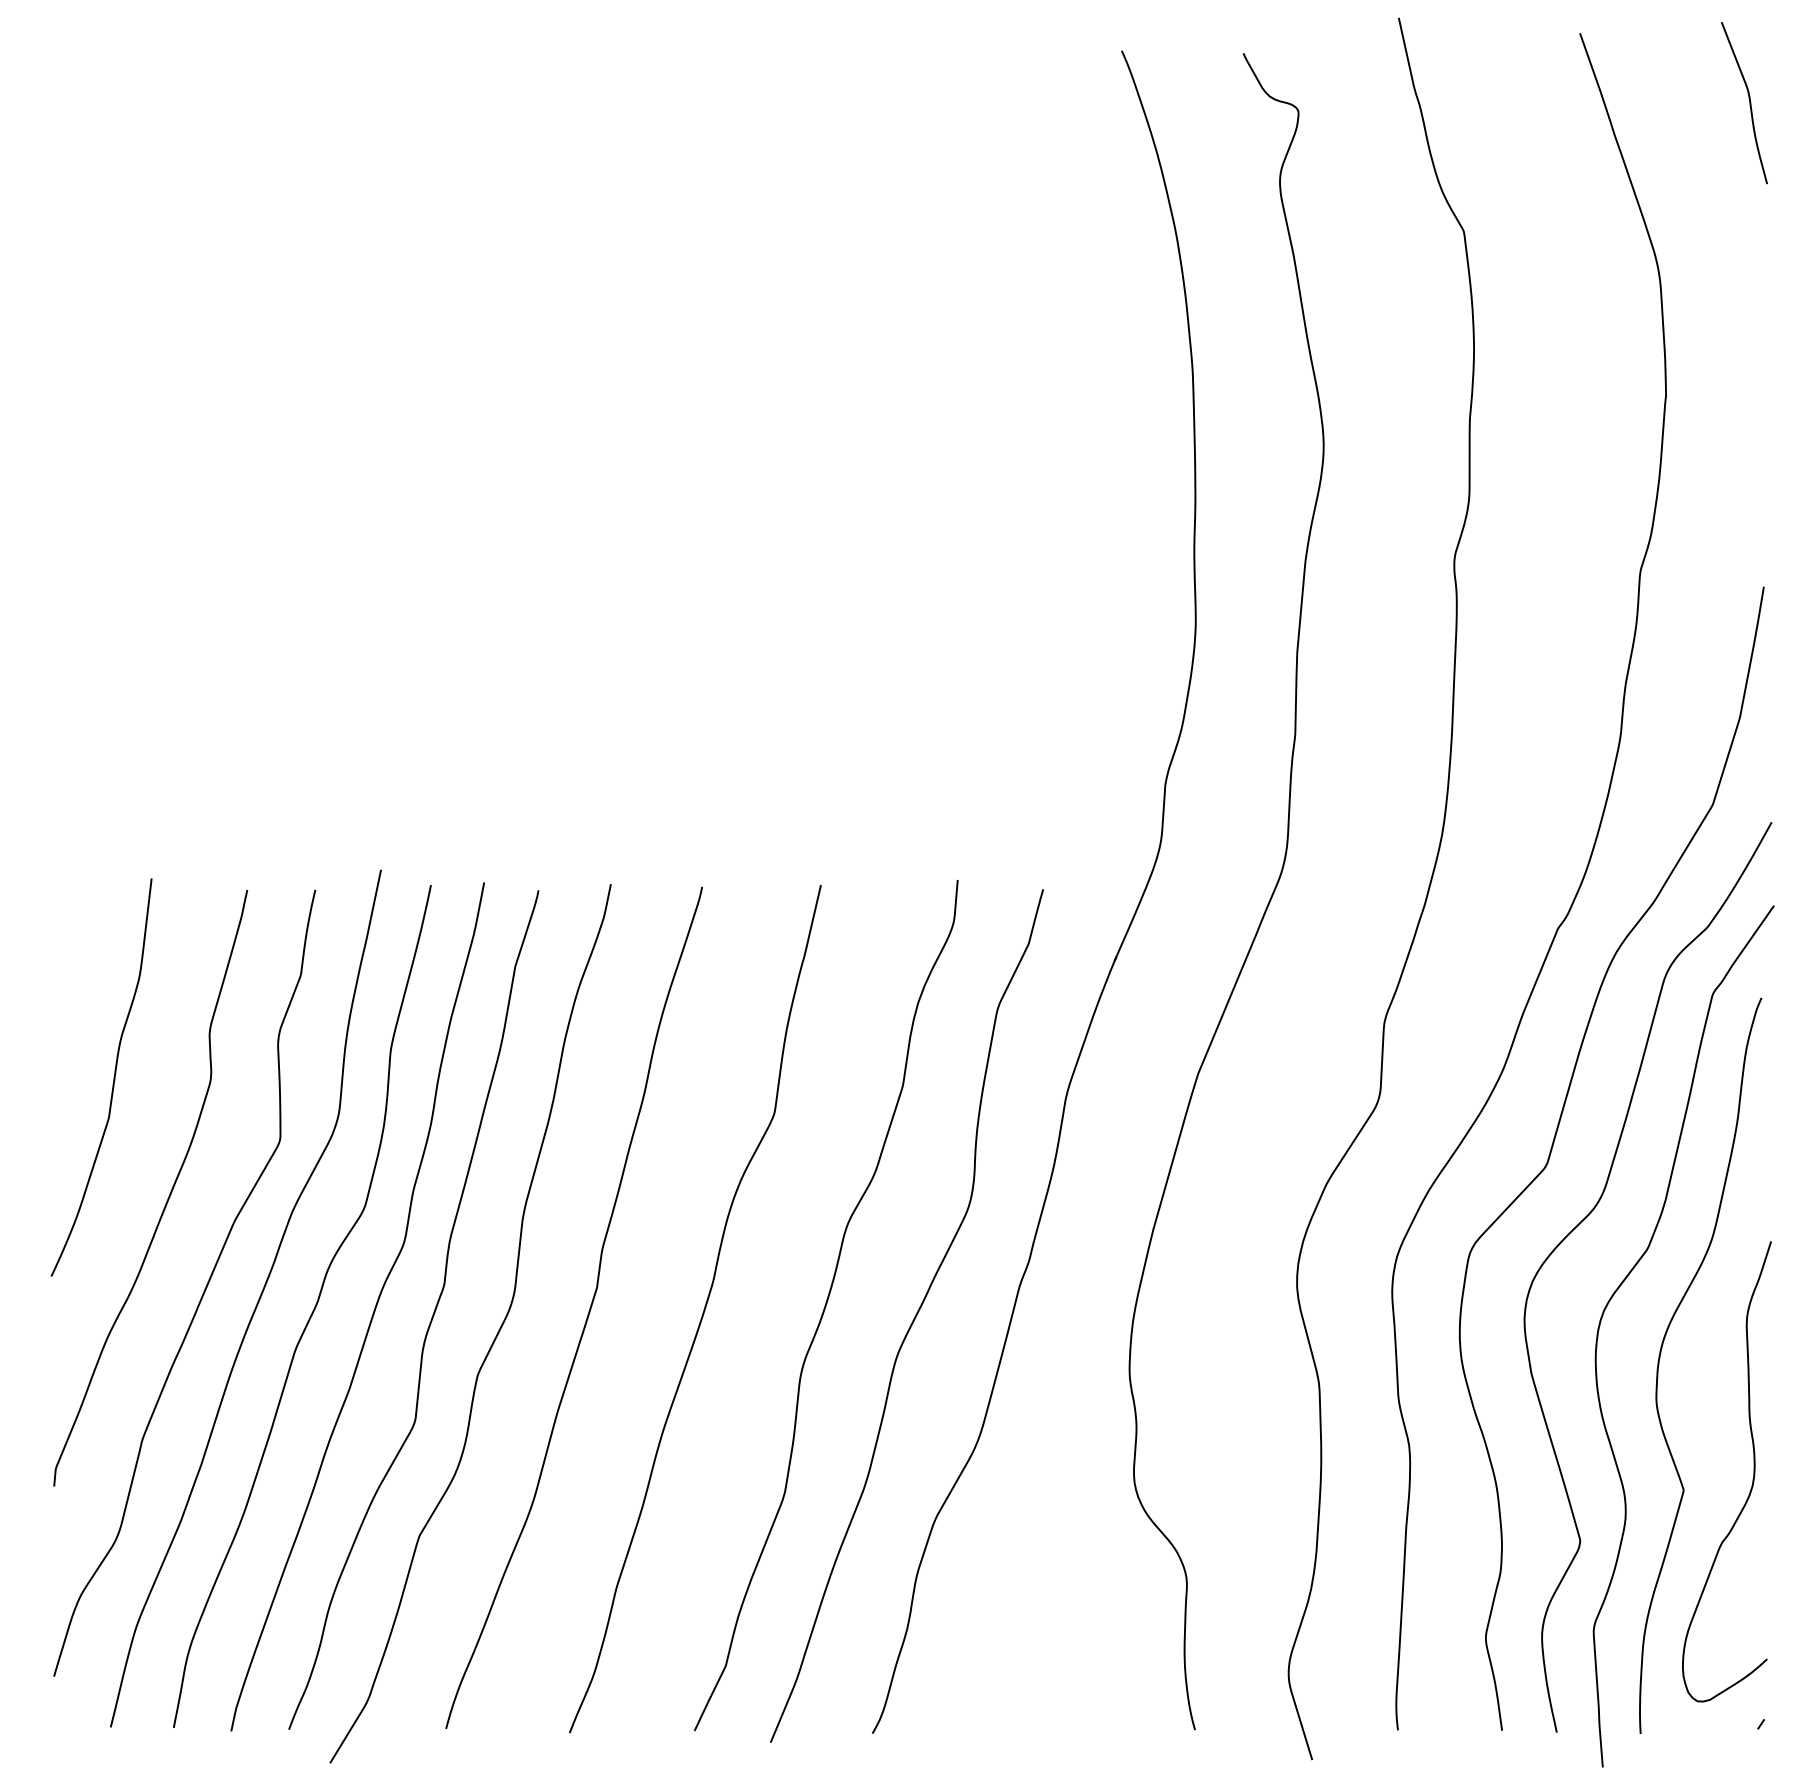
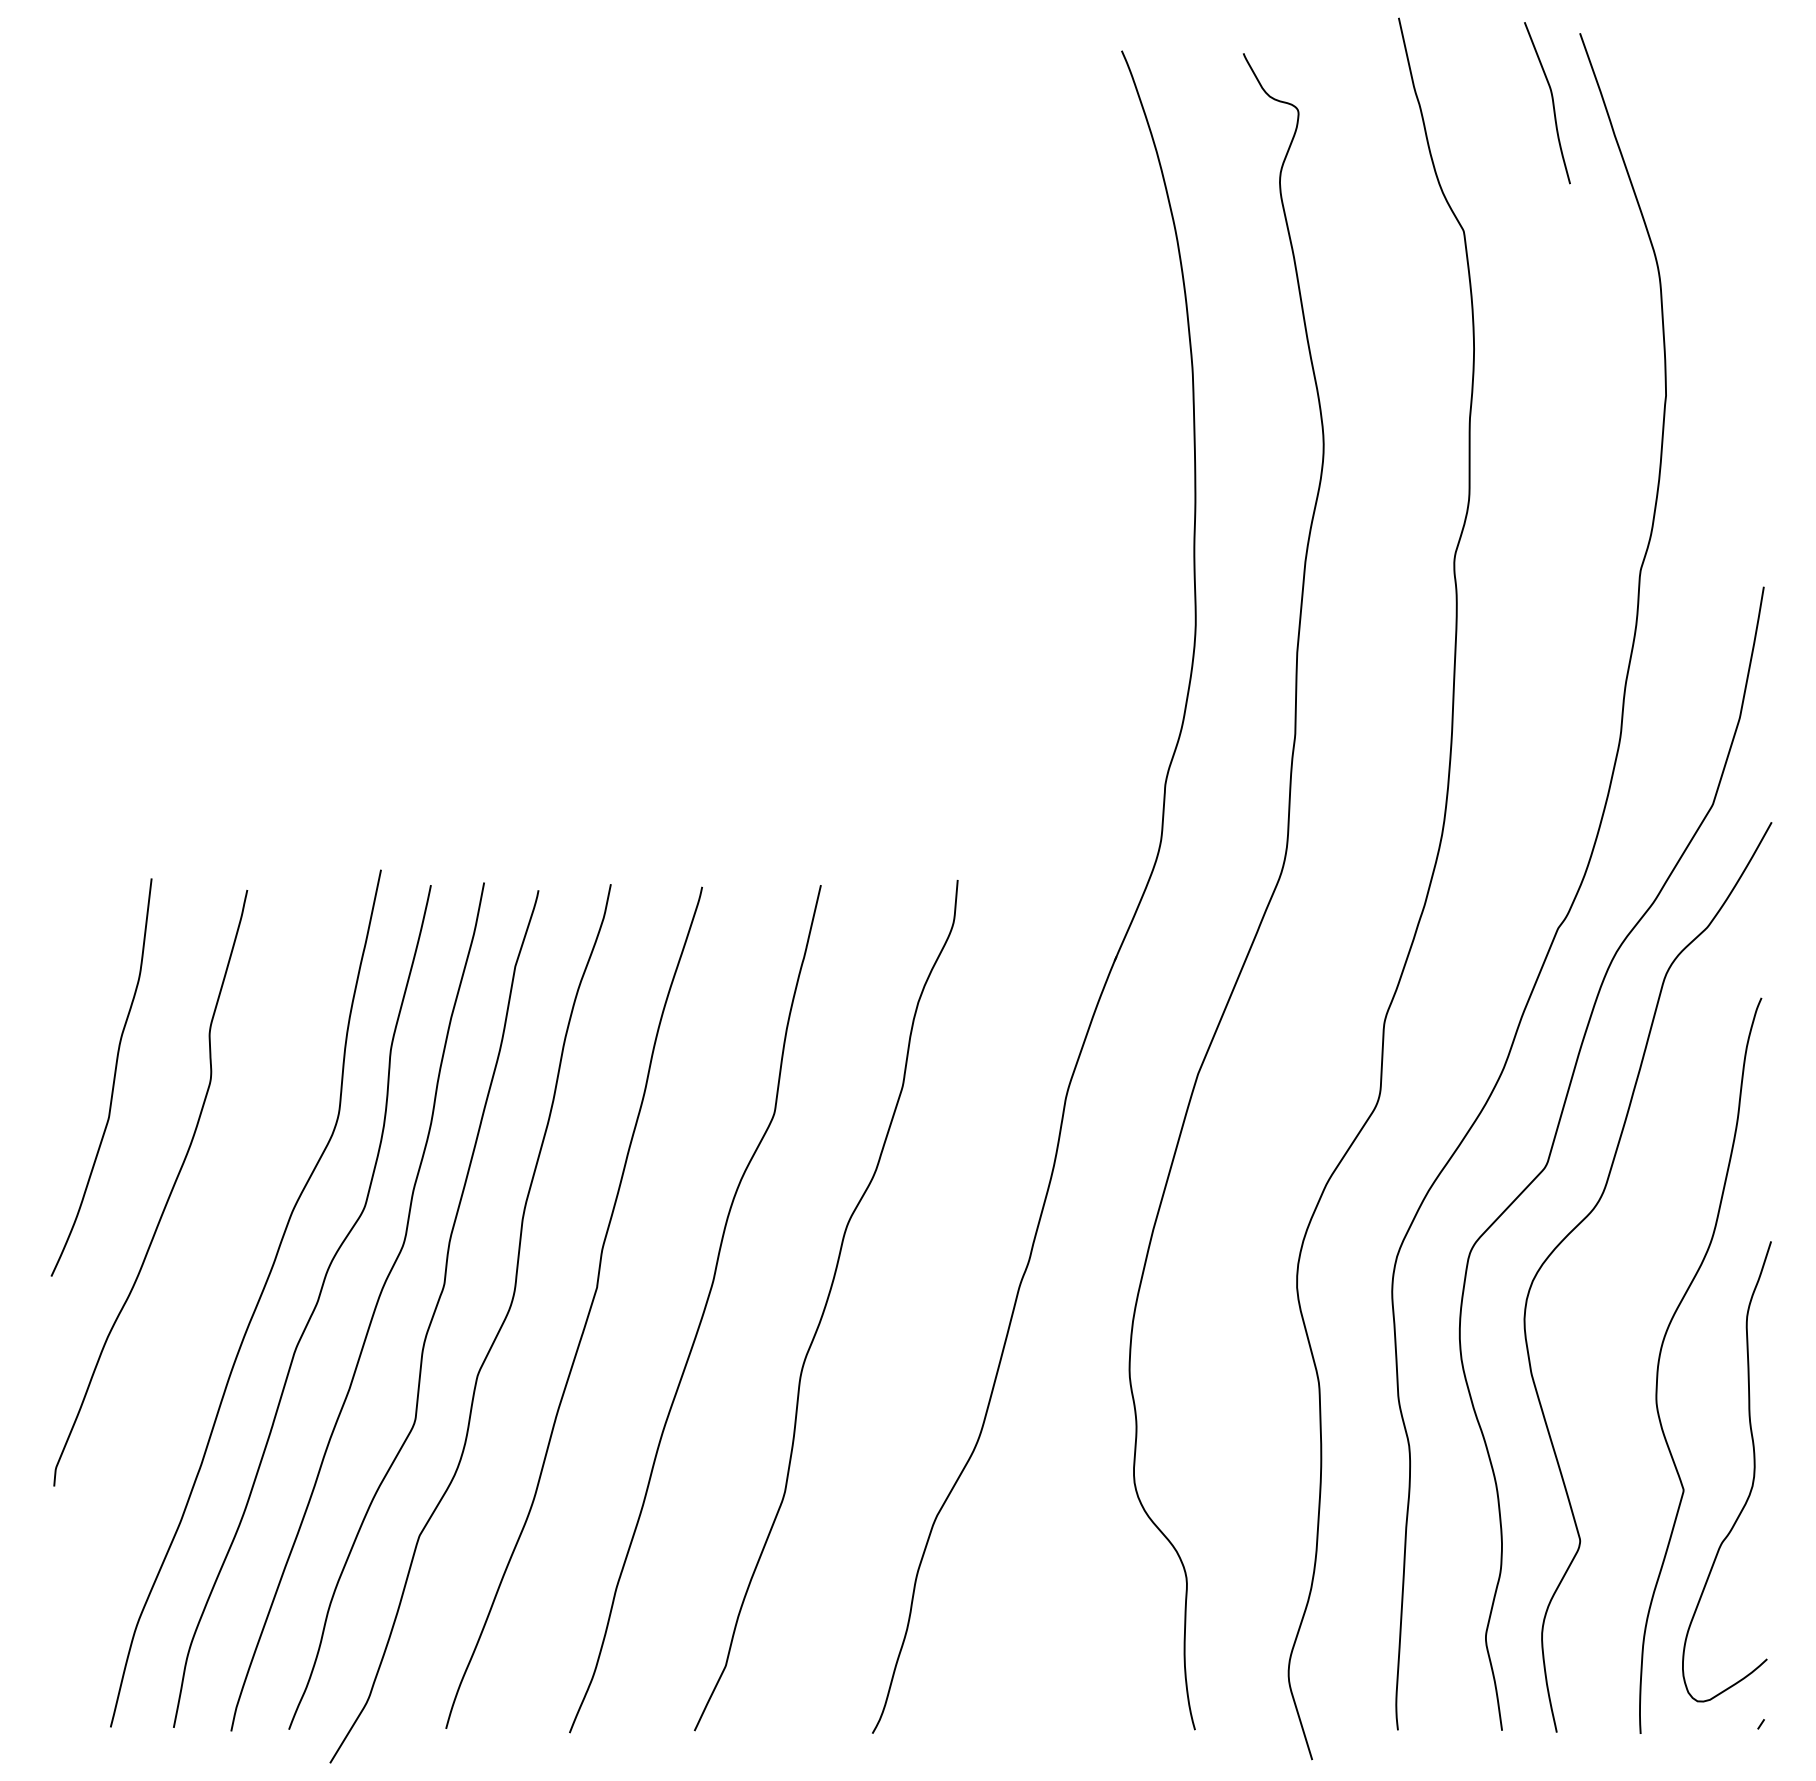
curve position: (1749, 103) -> (1552, 103) (1552, 103)
curve: present -> none (204, 1288)
curve: present -> none (1619, 1288)
curve: present -> none (913, 1318)
